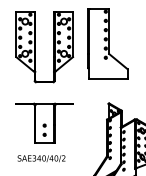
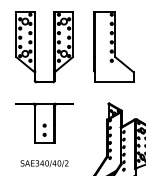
part position: (107, 43) -> (113, 46) (113, 46)
text position: (41, 158) -> (44, 163) (44, 163)
